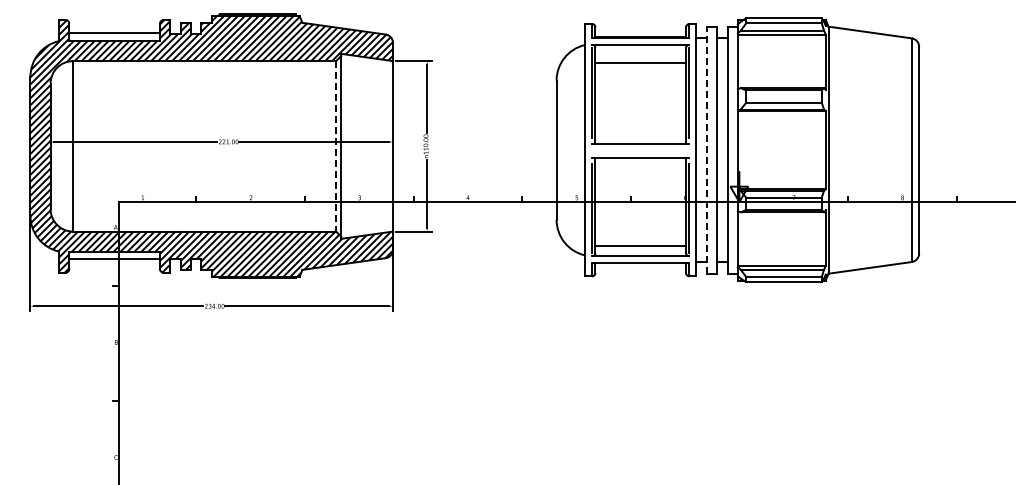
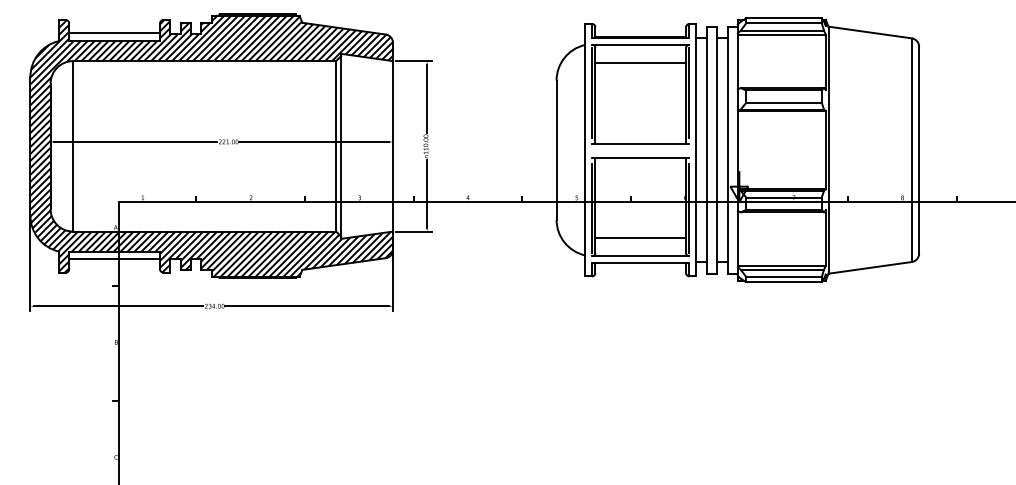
line: dashed -> solid (336, 146)
line: dashed -> solid (706, 150)
line position: (640, 245) -> (640, 237) (640, 237)
